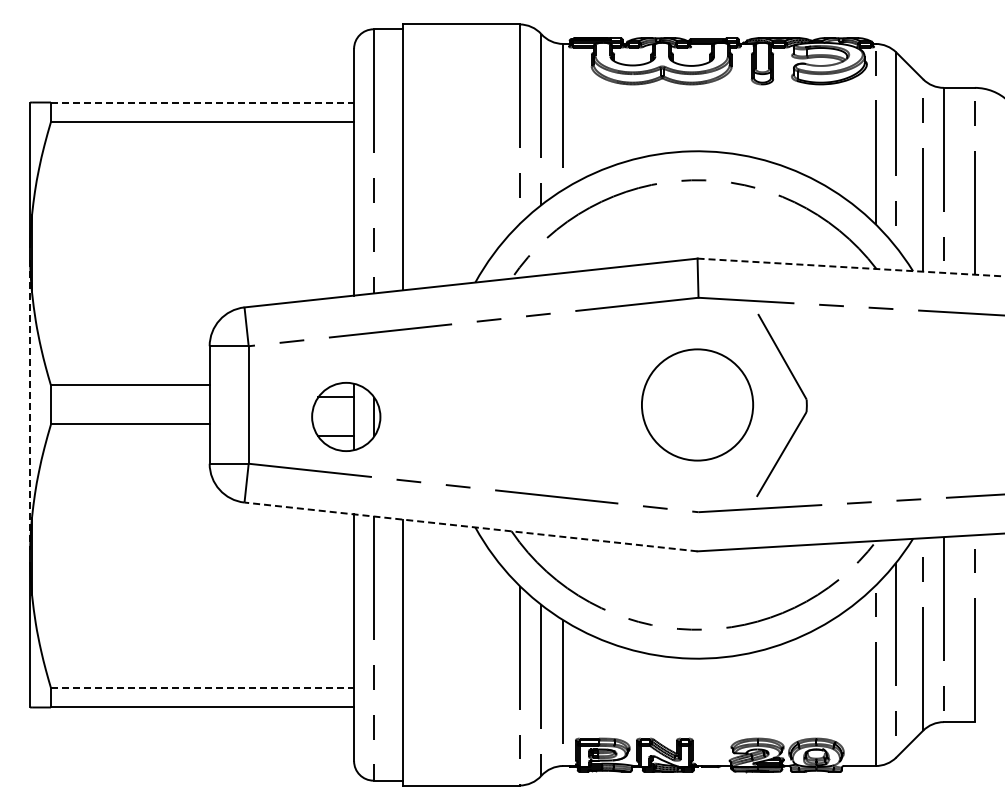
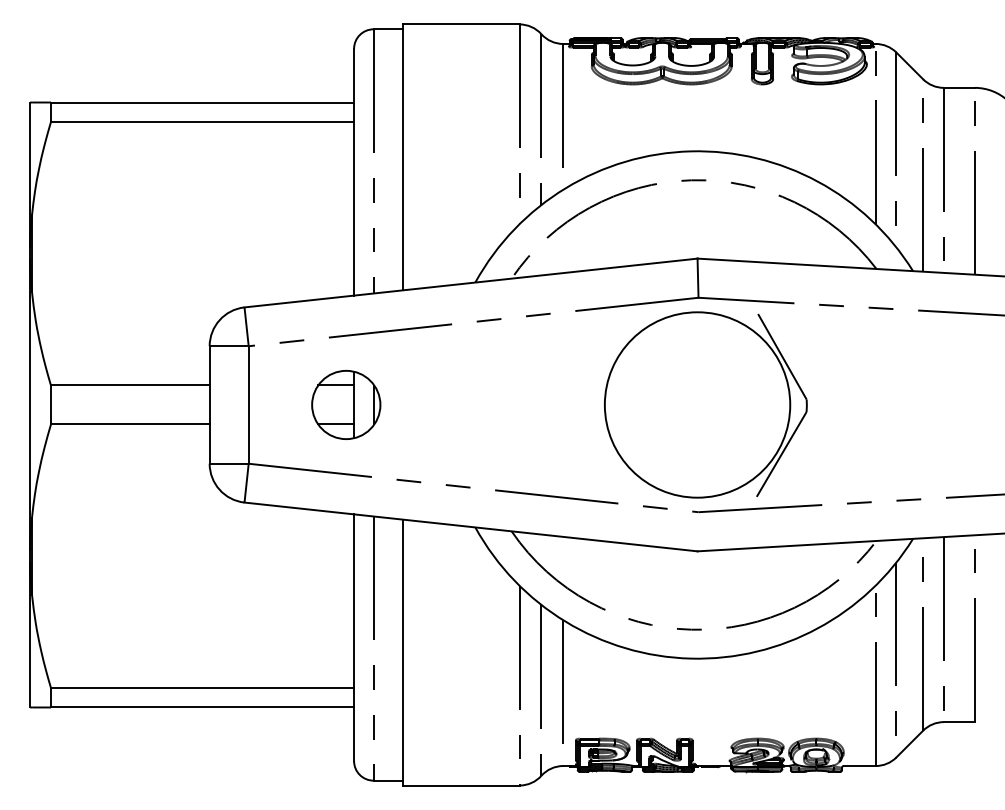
line: dashed -> solid (202, 102)
line: dashed -> solid (851, 267)
circle diameter: 111 px -> 185 px (697, 404)
line: dashed -> solid (30, 405)
part position: (346, 416) -> (346, 404) (346, 404)
line: dashed -> solid (471, 526)
line: dashed -> solid (202, 687)
